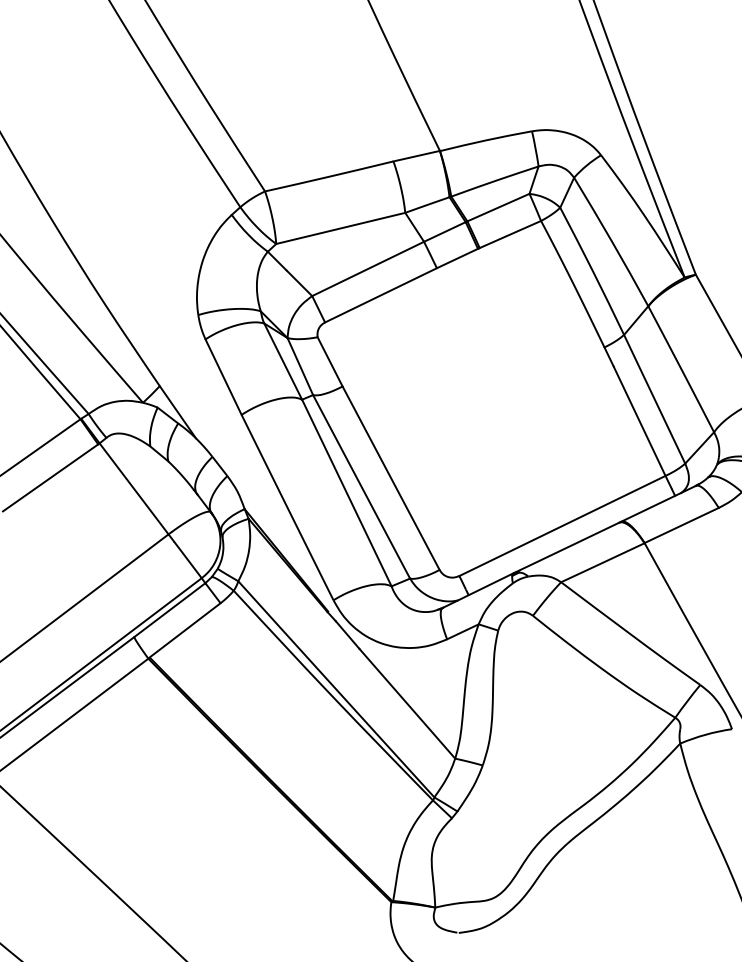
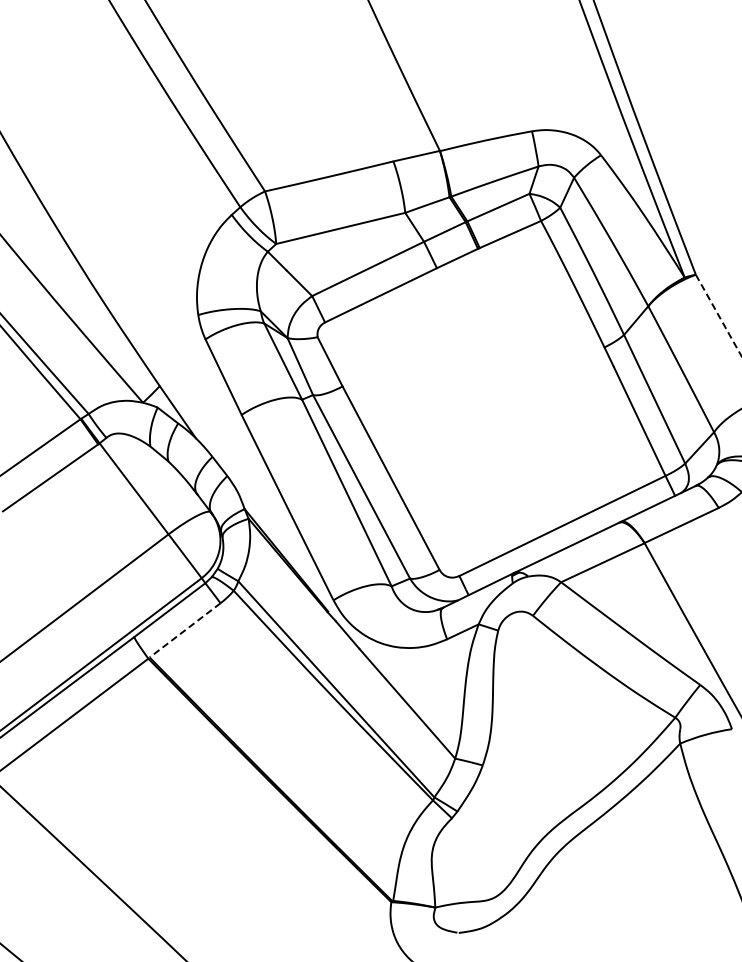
line: solid -> dashed (718, 315)
line: solid -> dashed (185, 630)
